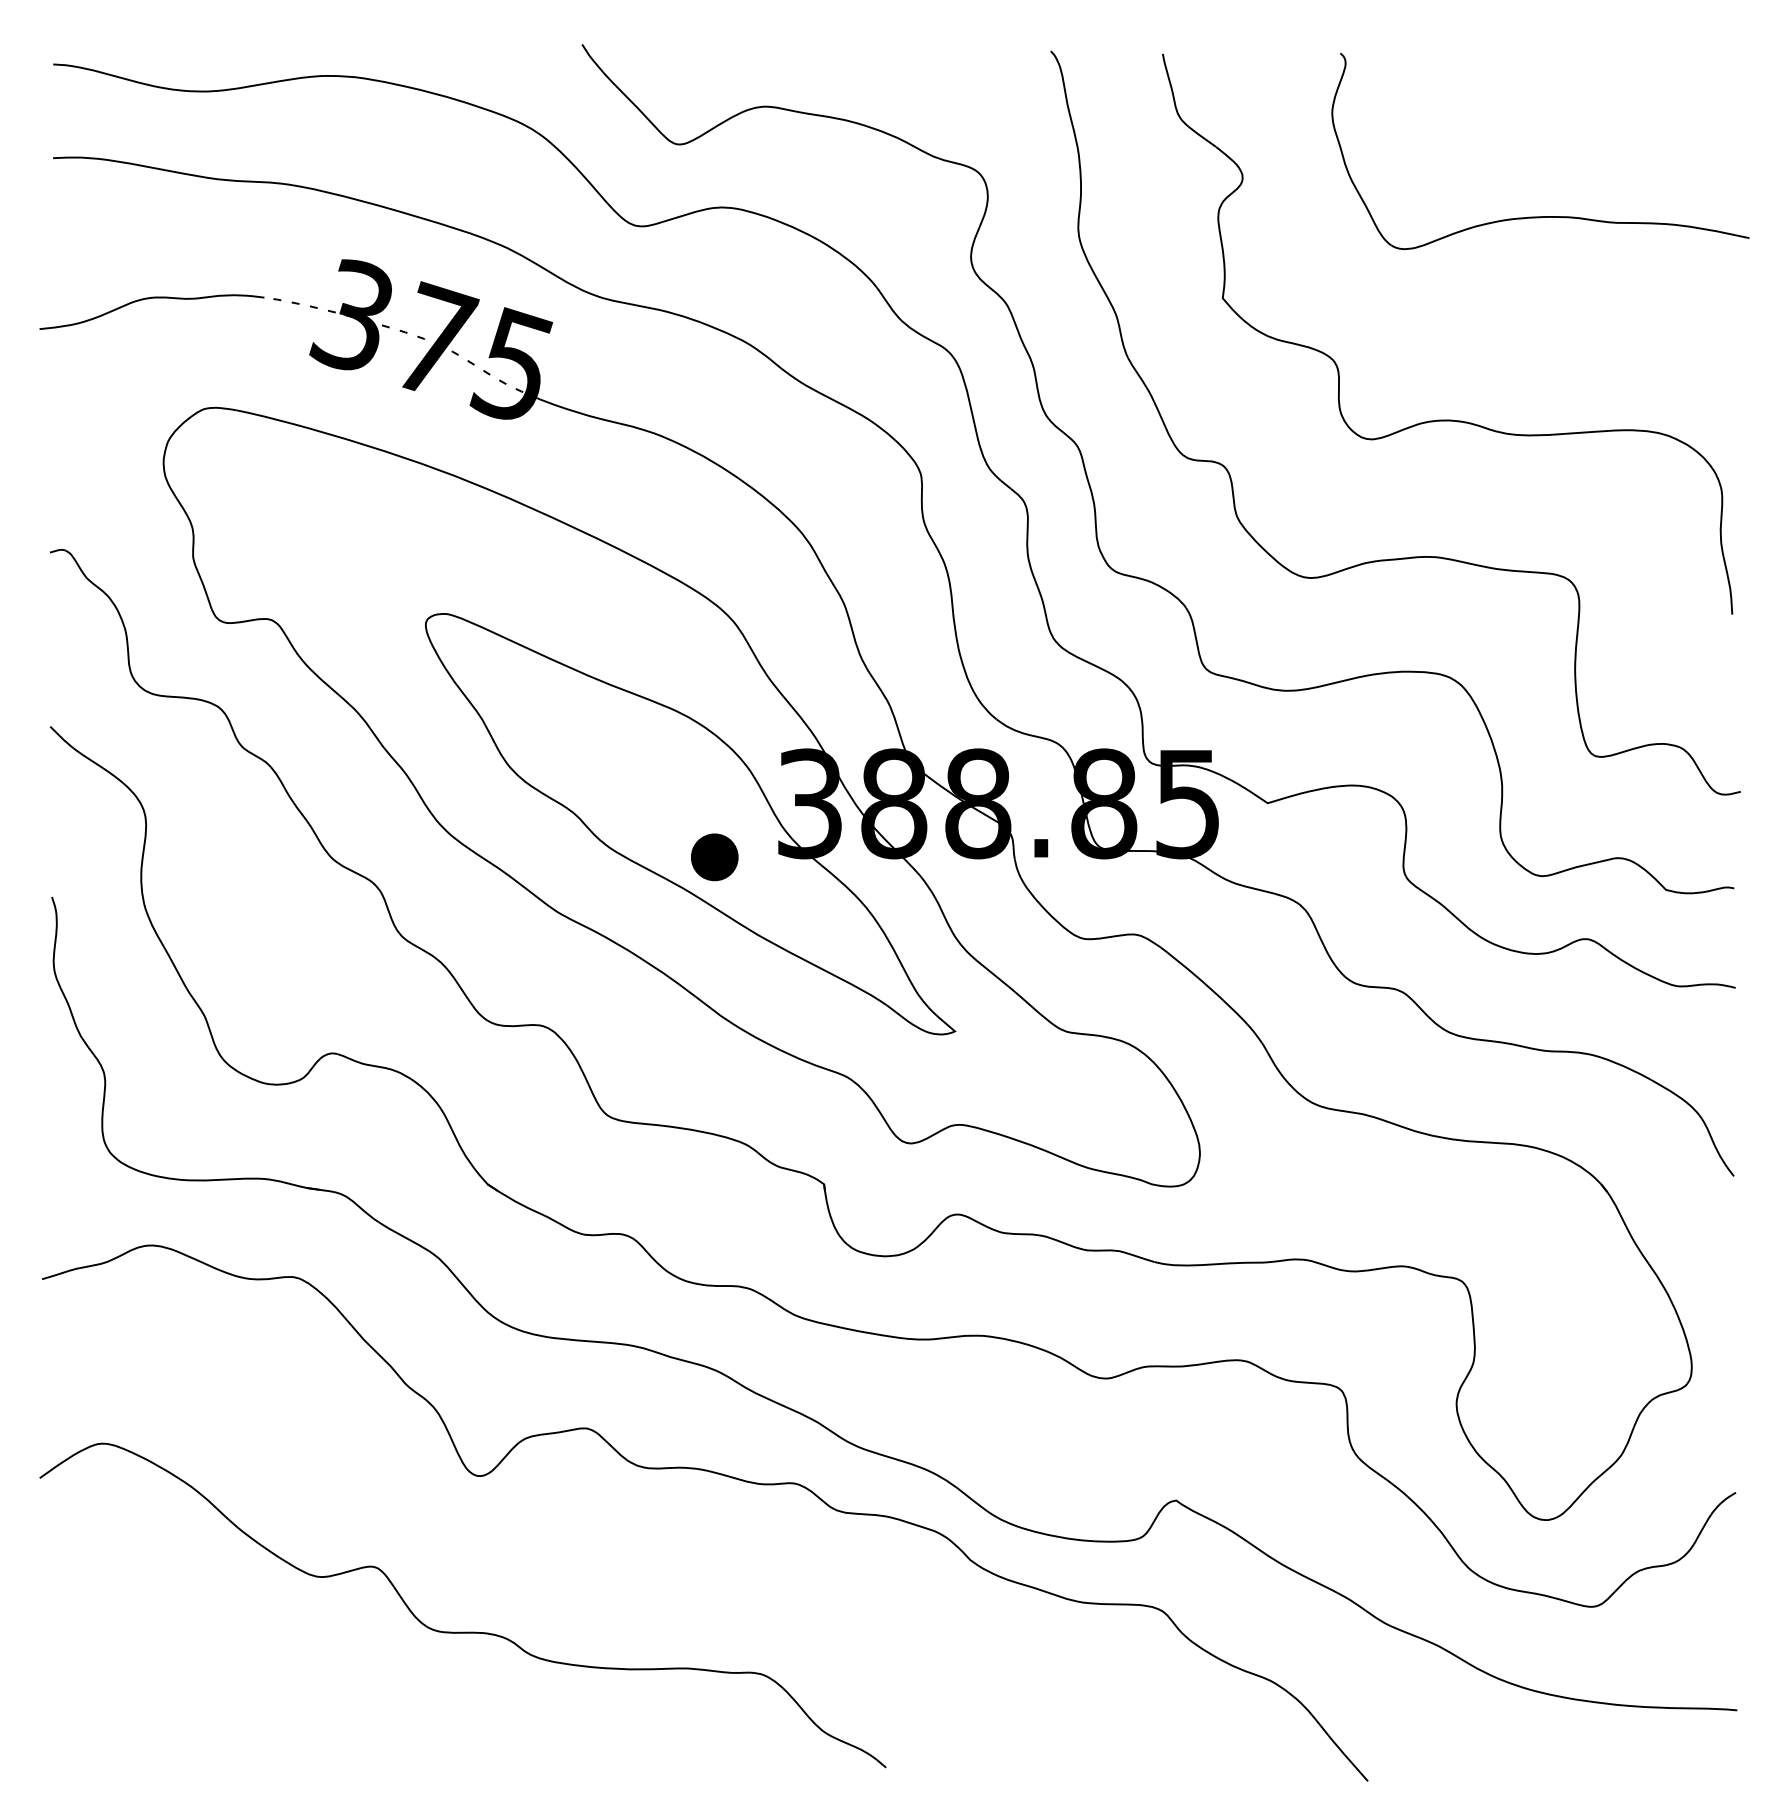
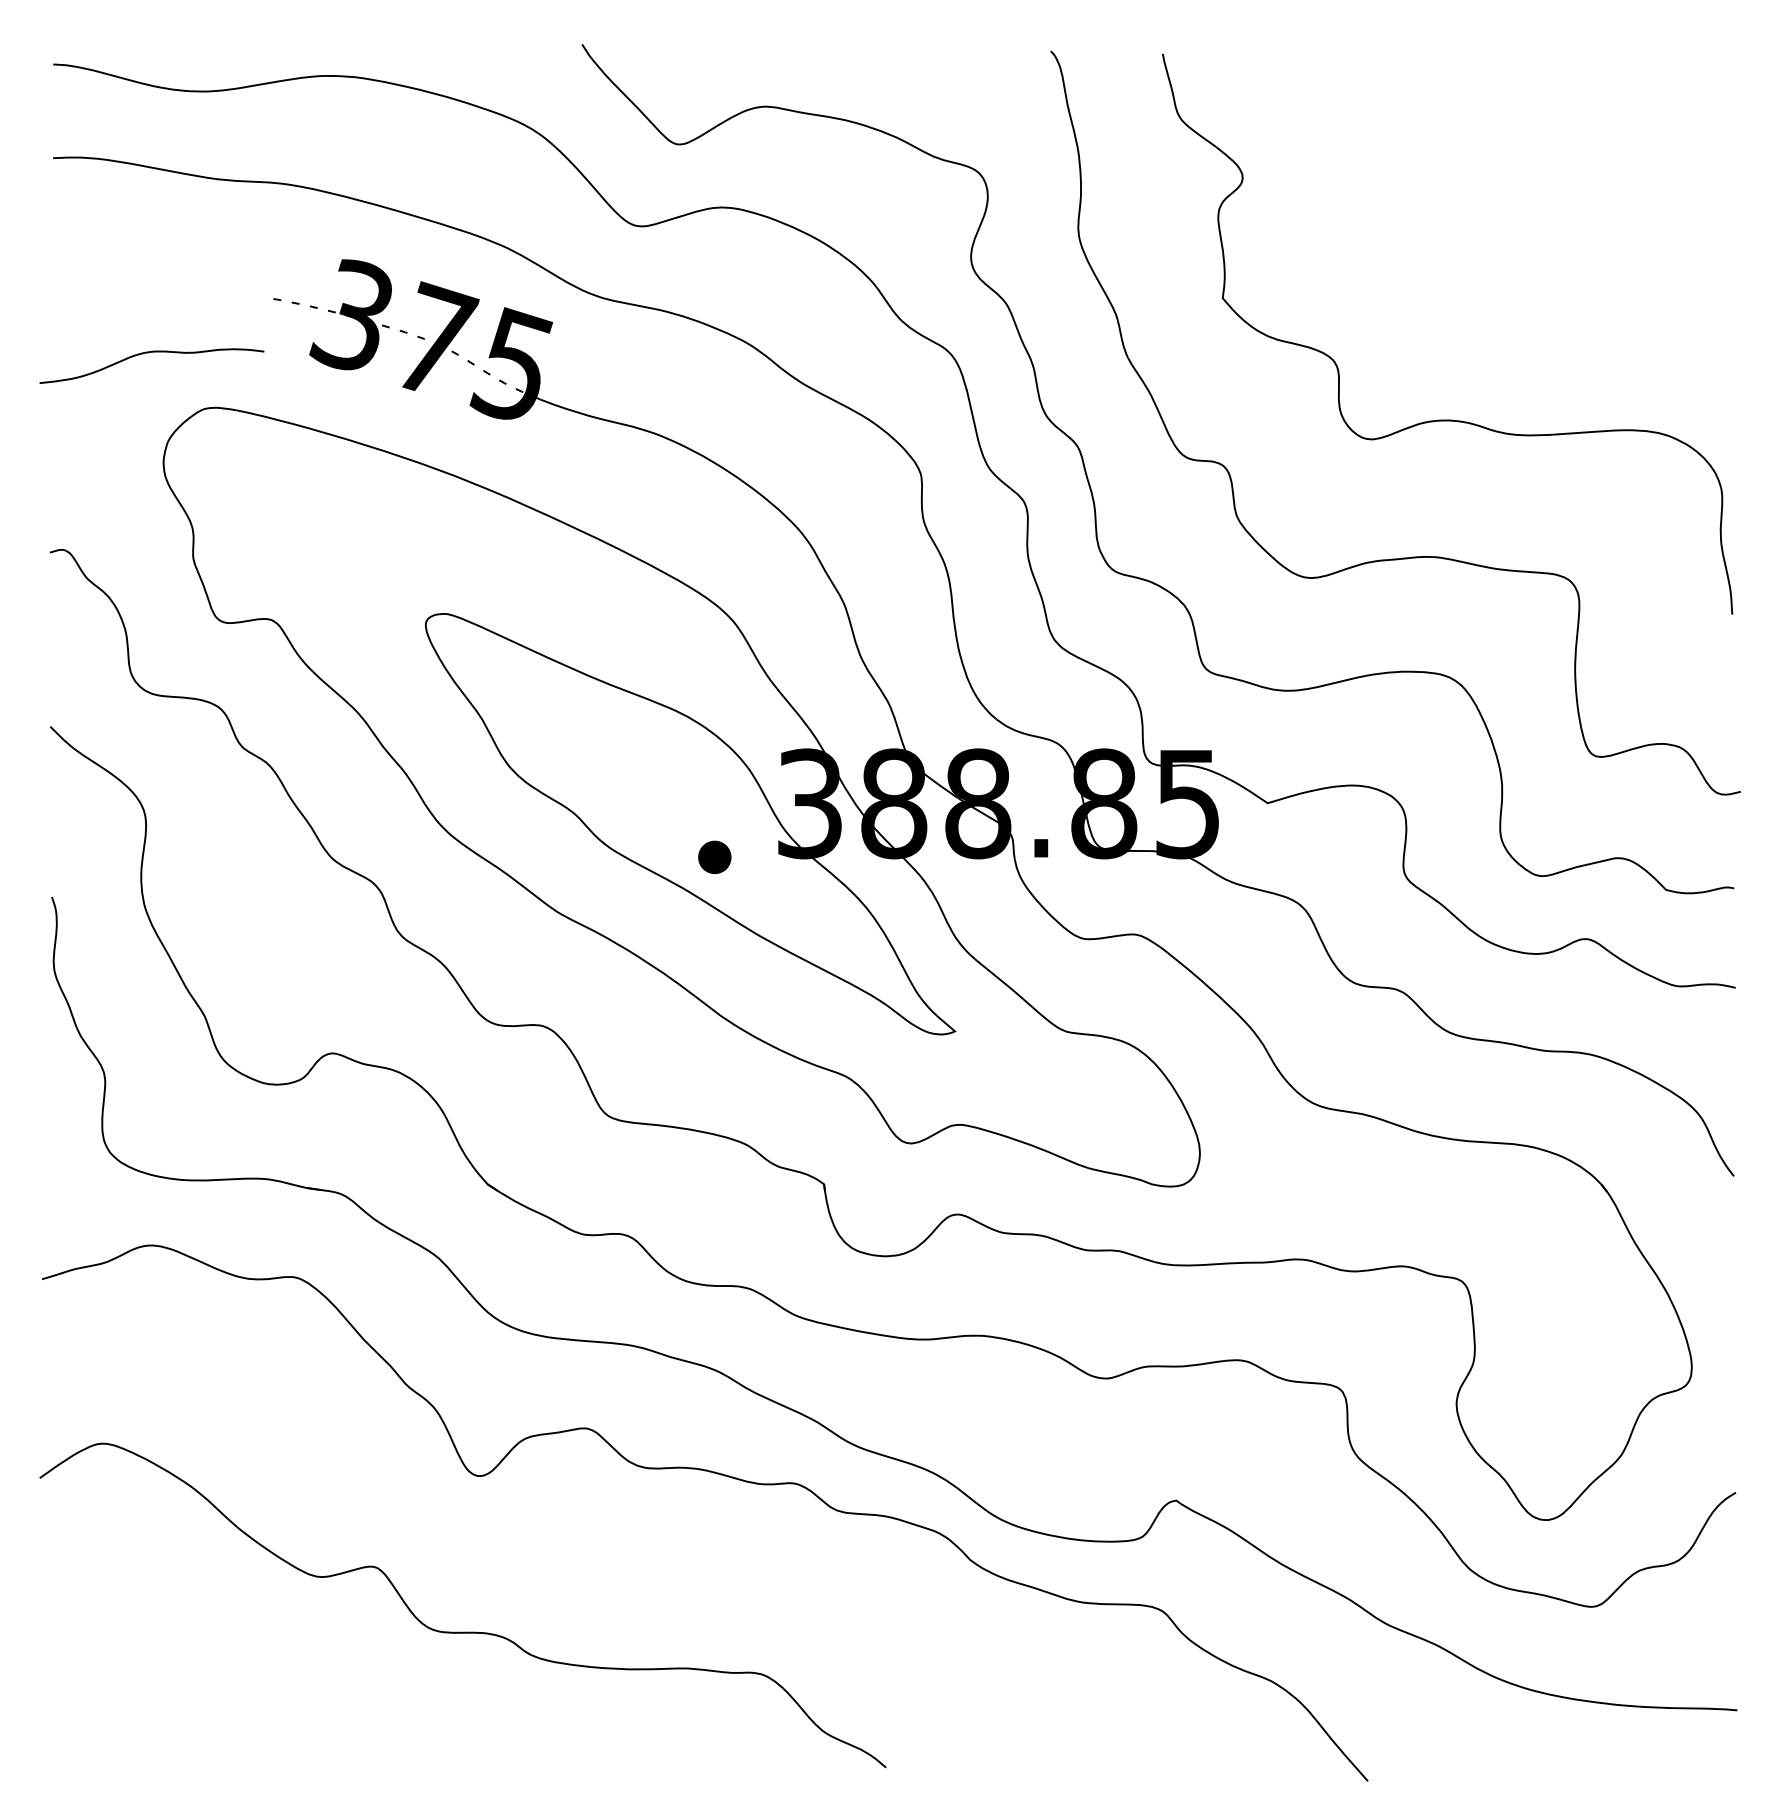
part: present -> none (1540, 216)
curve position: (148, 299) -> (148, 353) (148, 353)
part size: 48x49 px -> 34x34 px (714, 856)
